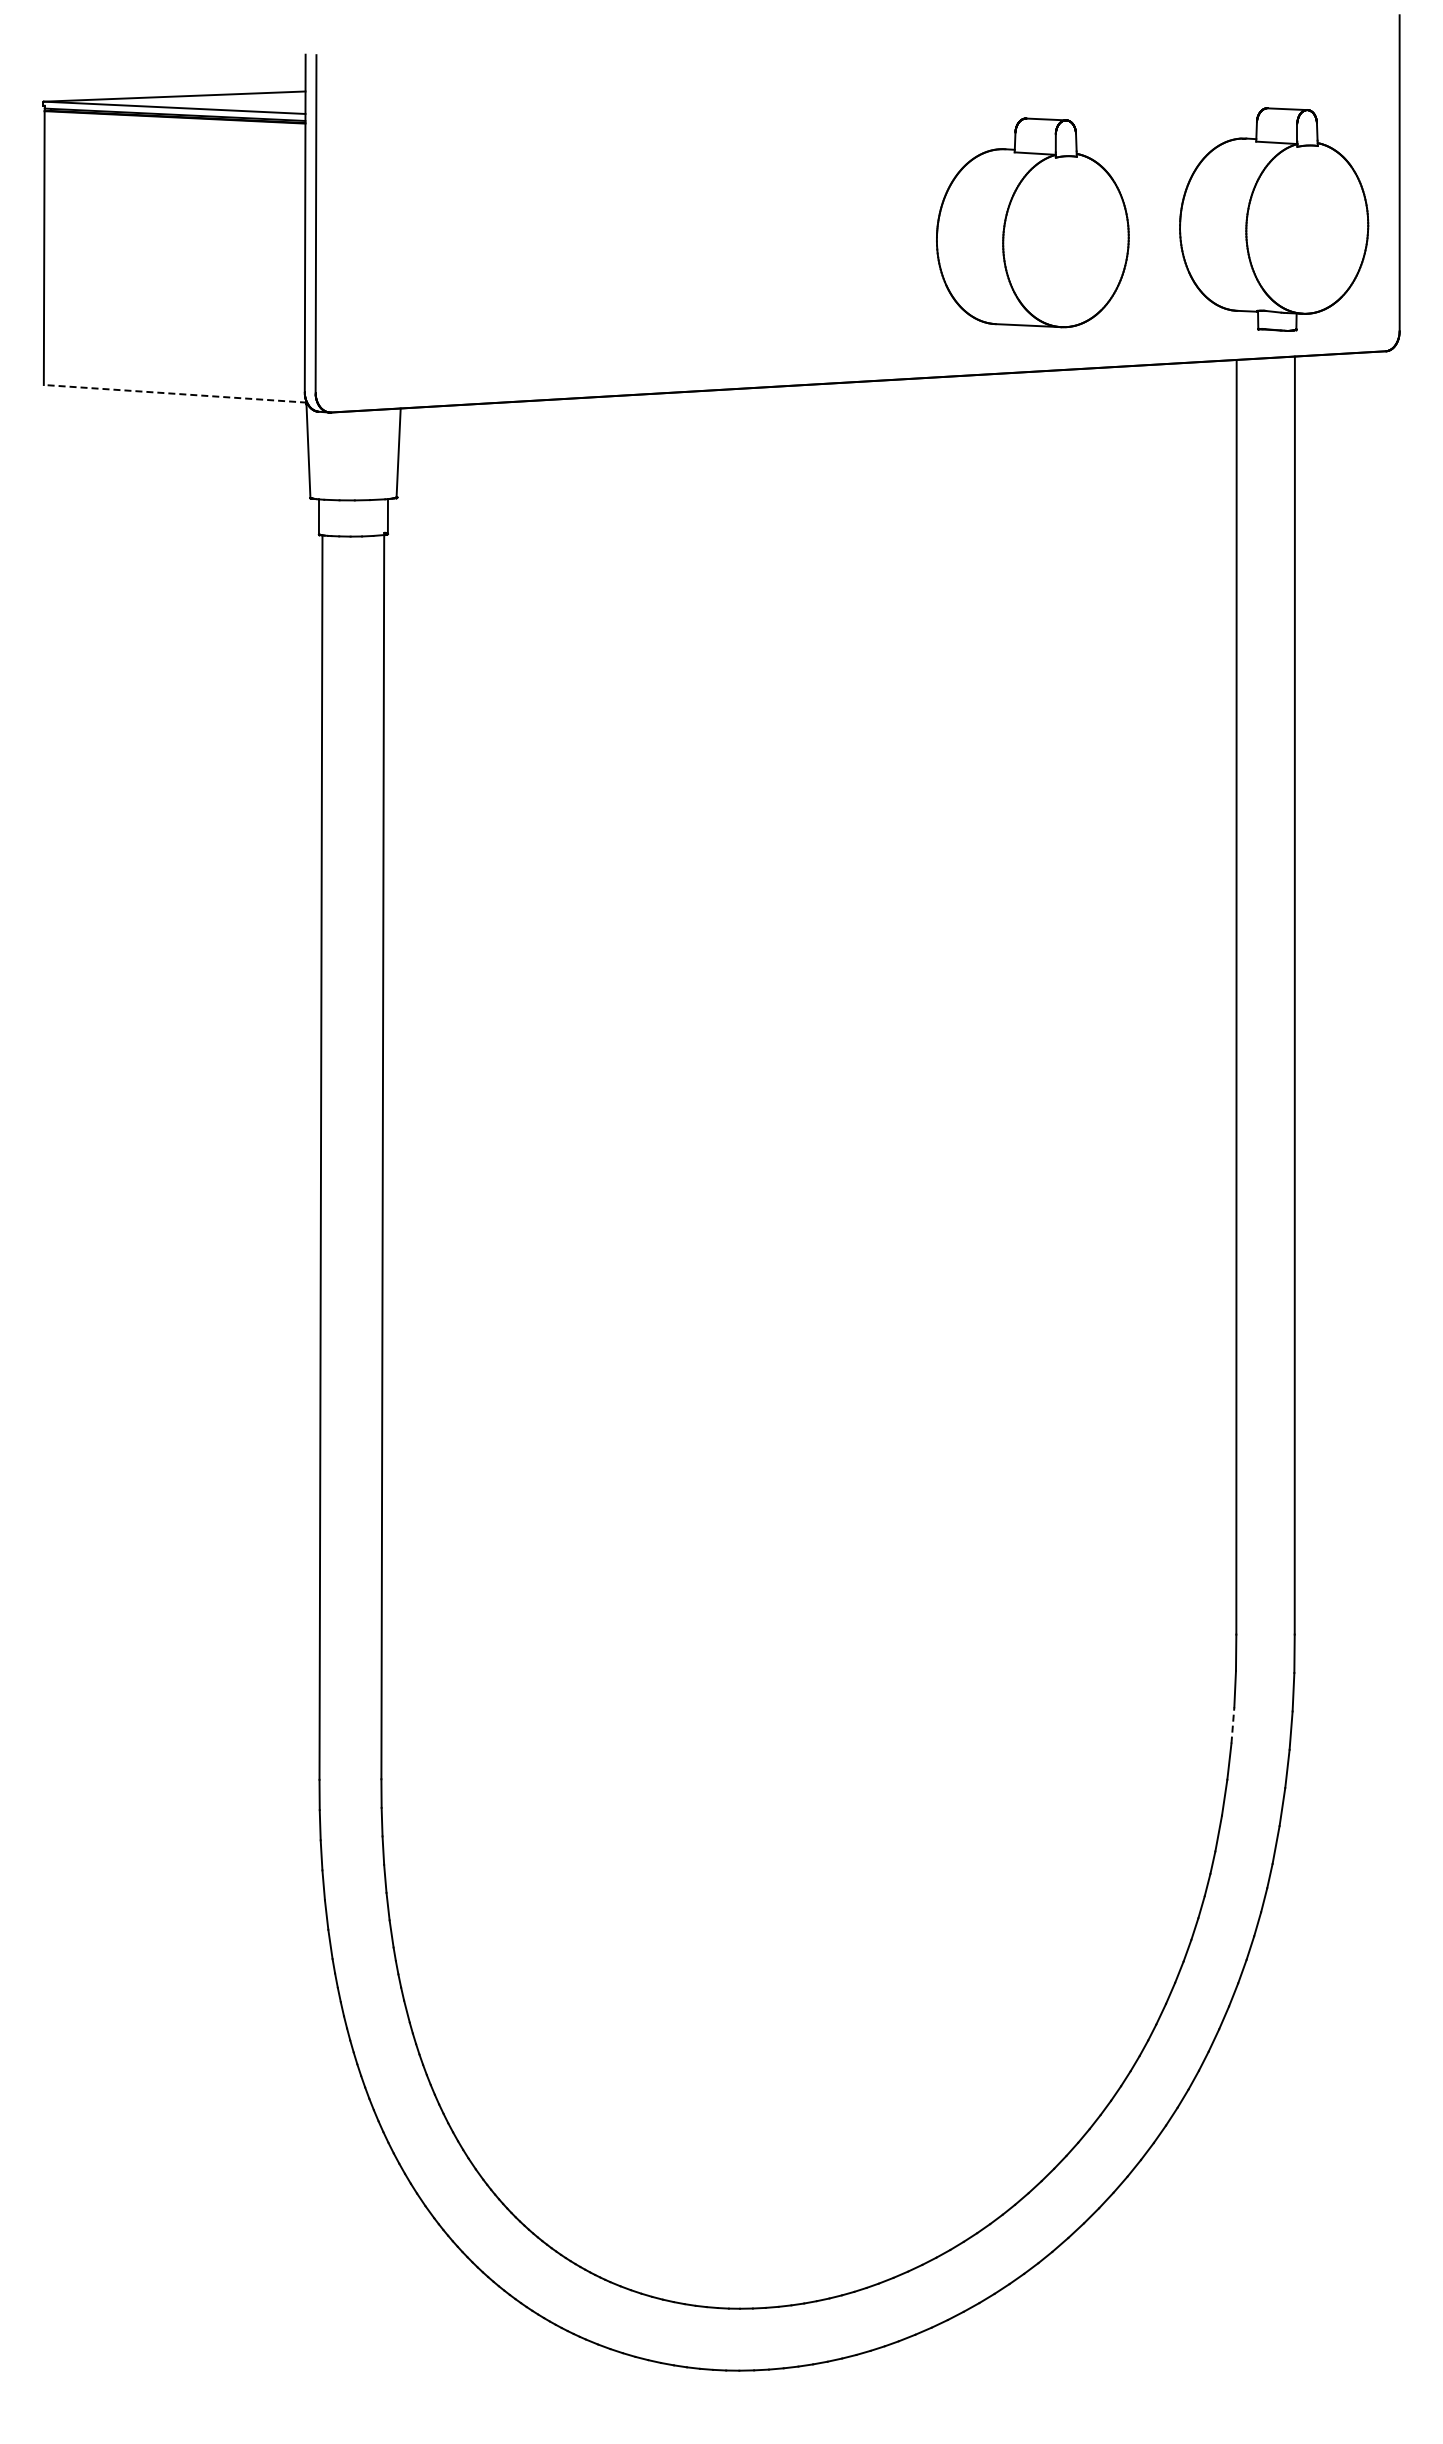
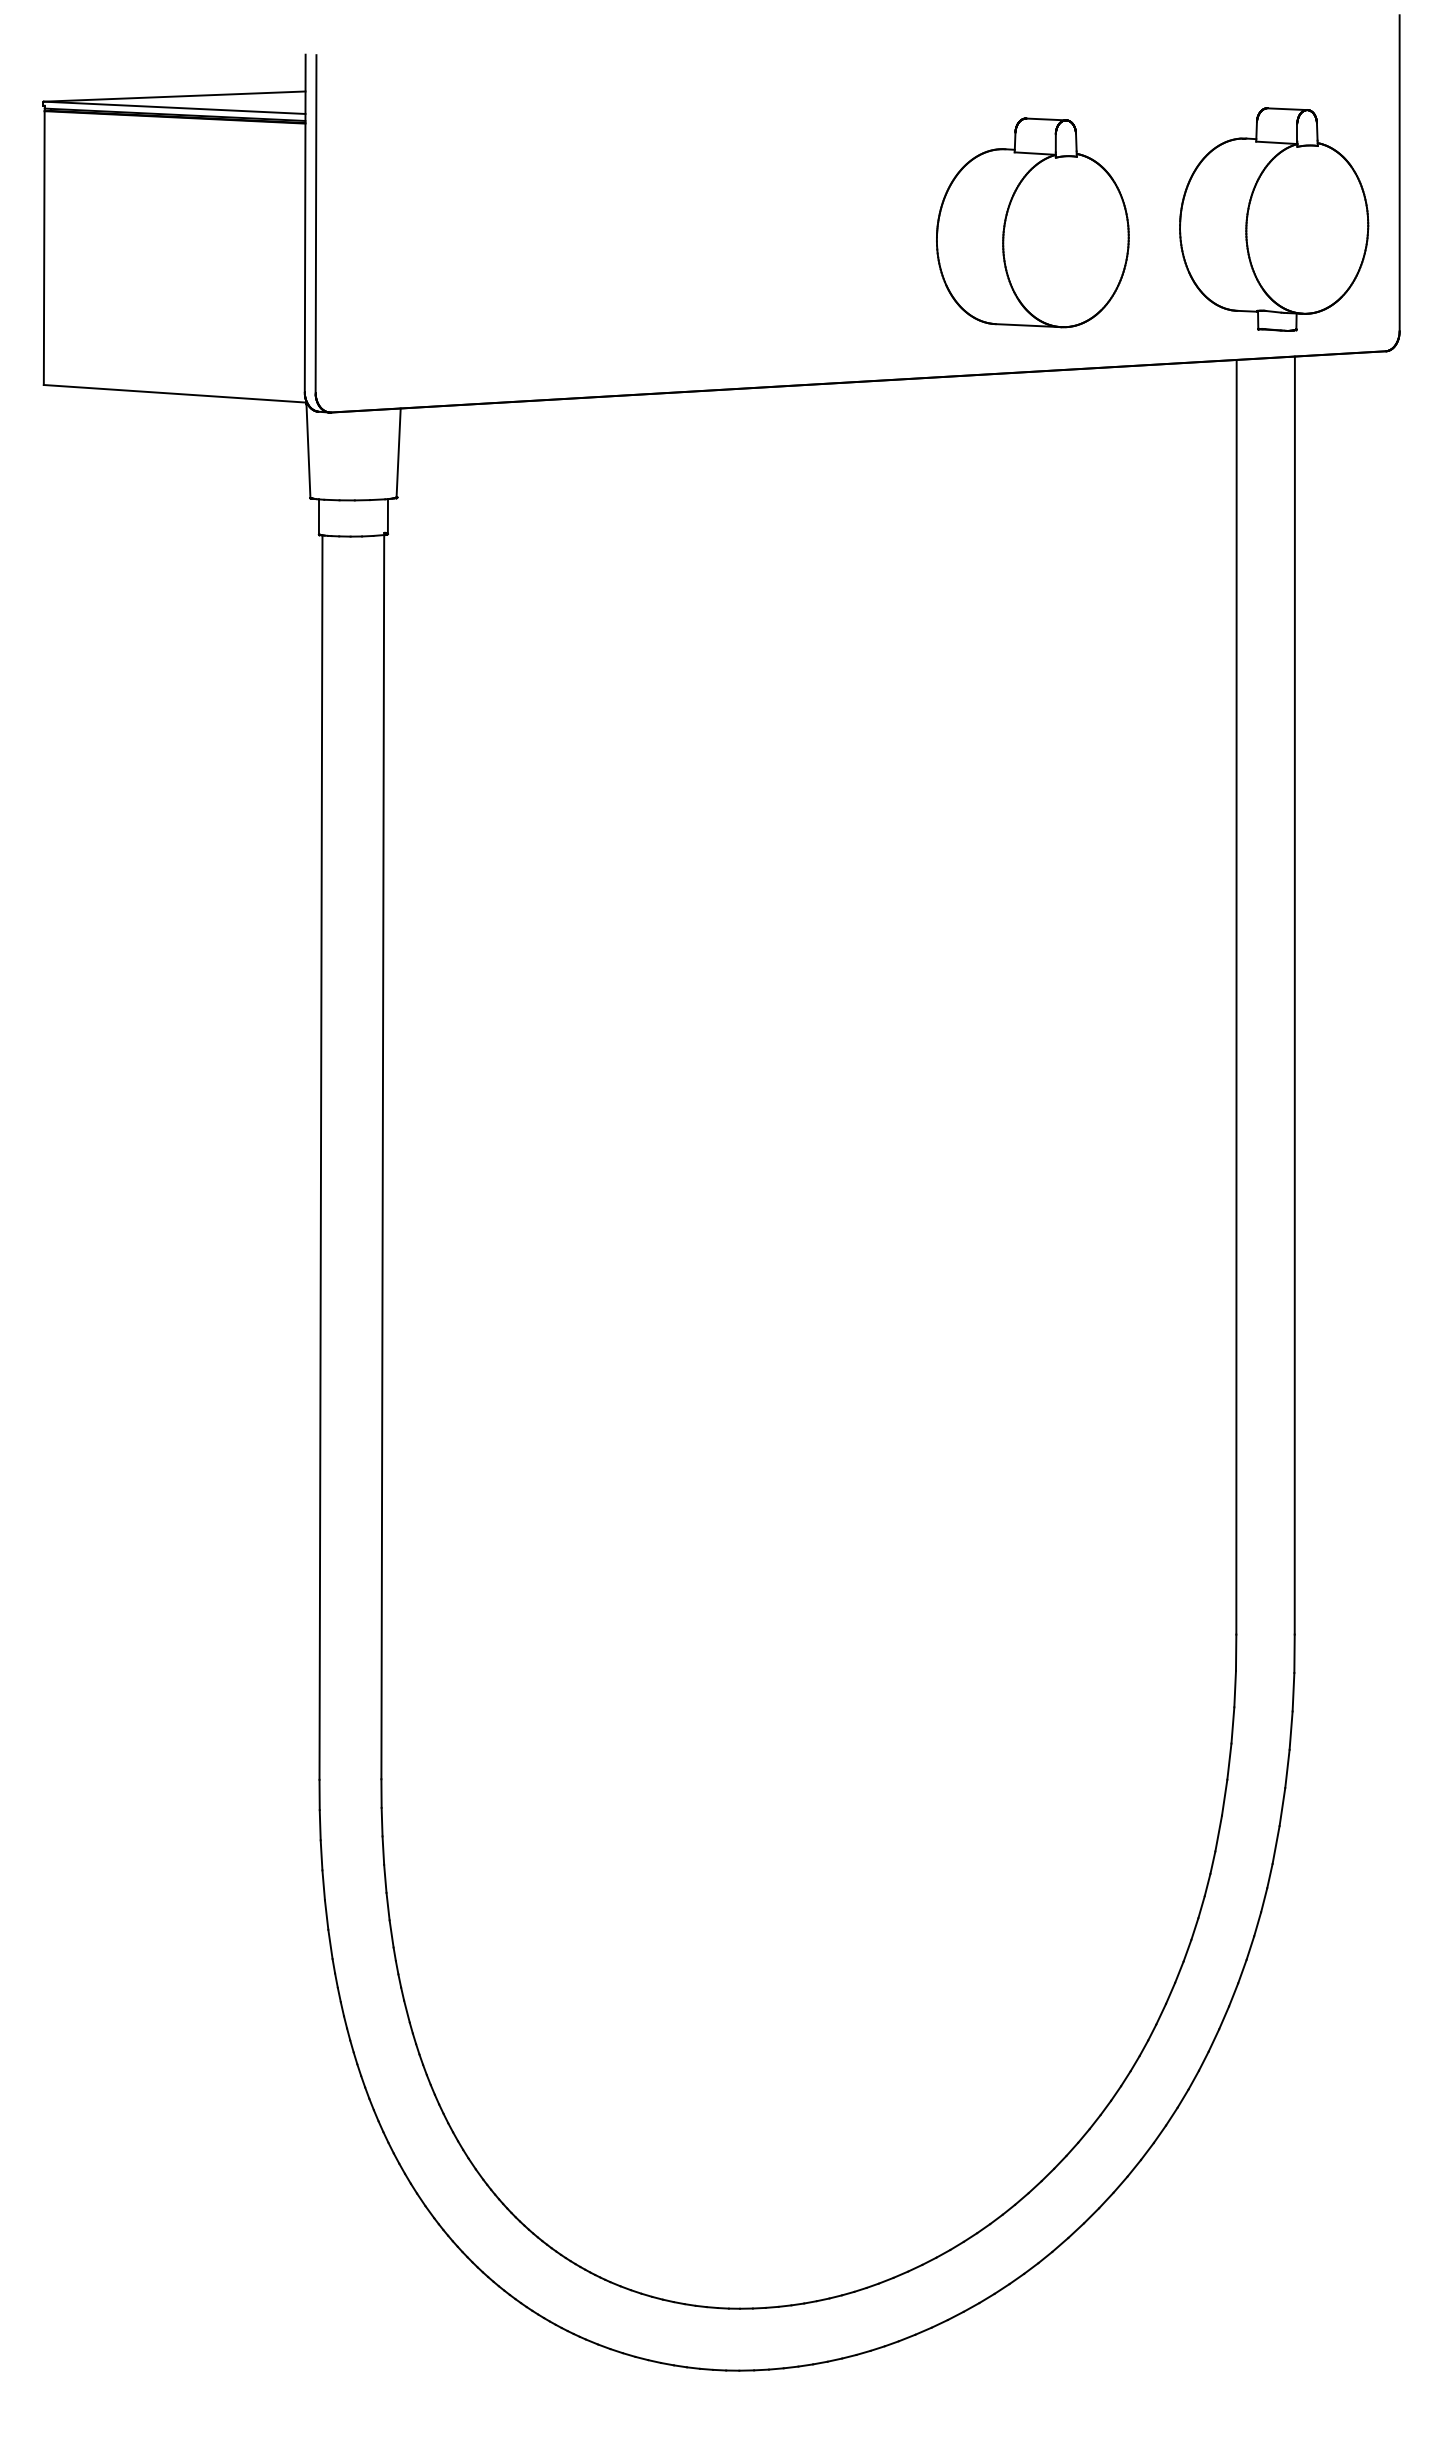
line: dashed -> solid (175, 393)
line: dashed -> solid (1232, 1724)
